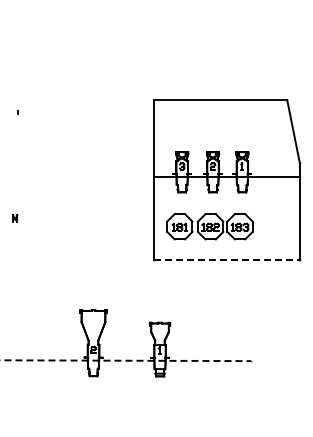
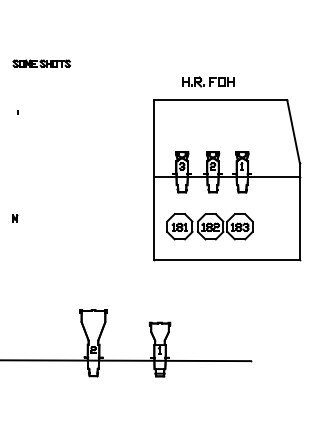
part: none -> present (41, 63)
part: none -> present (208, 81)
line: dashed -> solid (227, 260)
line: dashed -> solid (125, 360)
